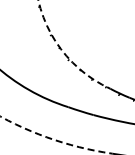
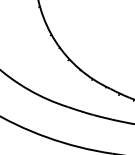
arc: dashed -> solid (64, 53)
arc: dashed -> solid (54, 139)
